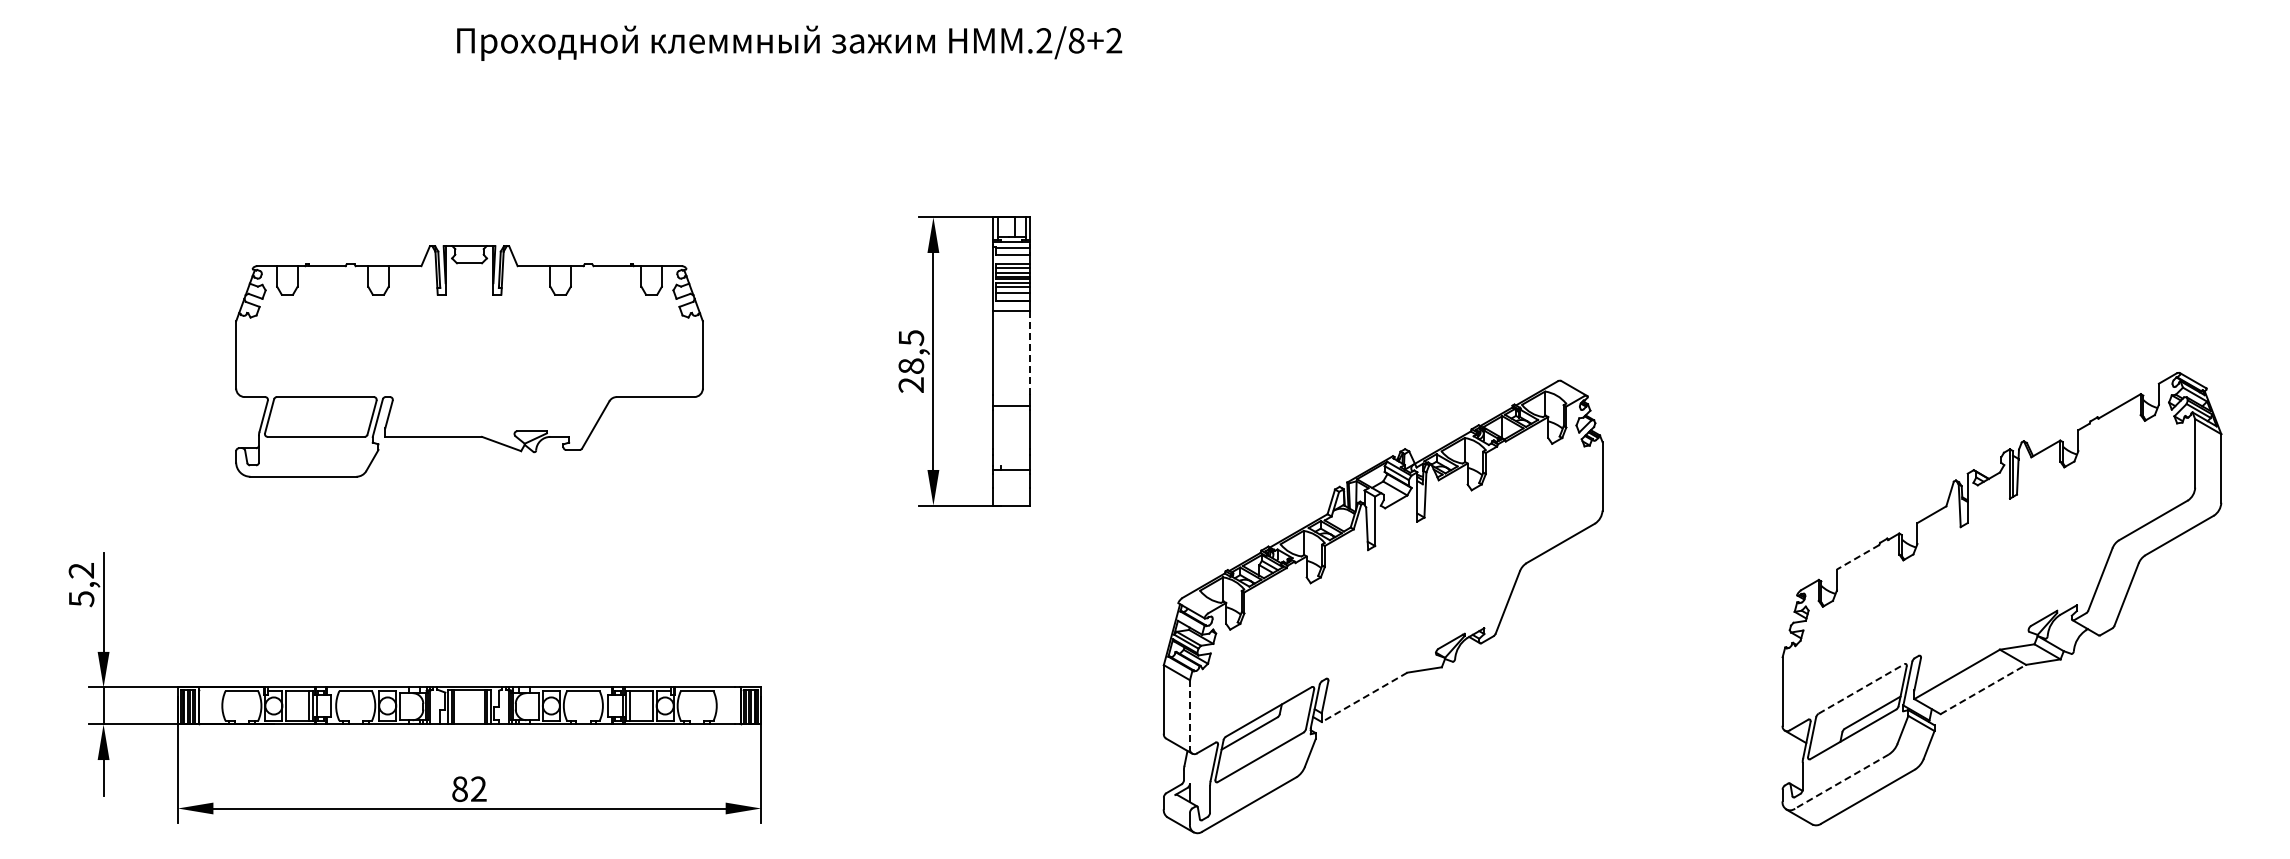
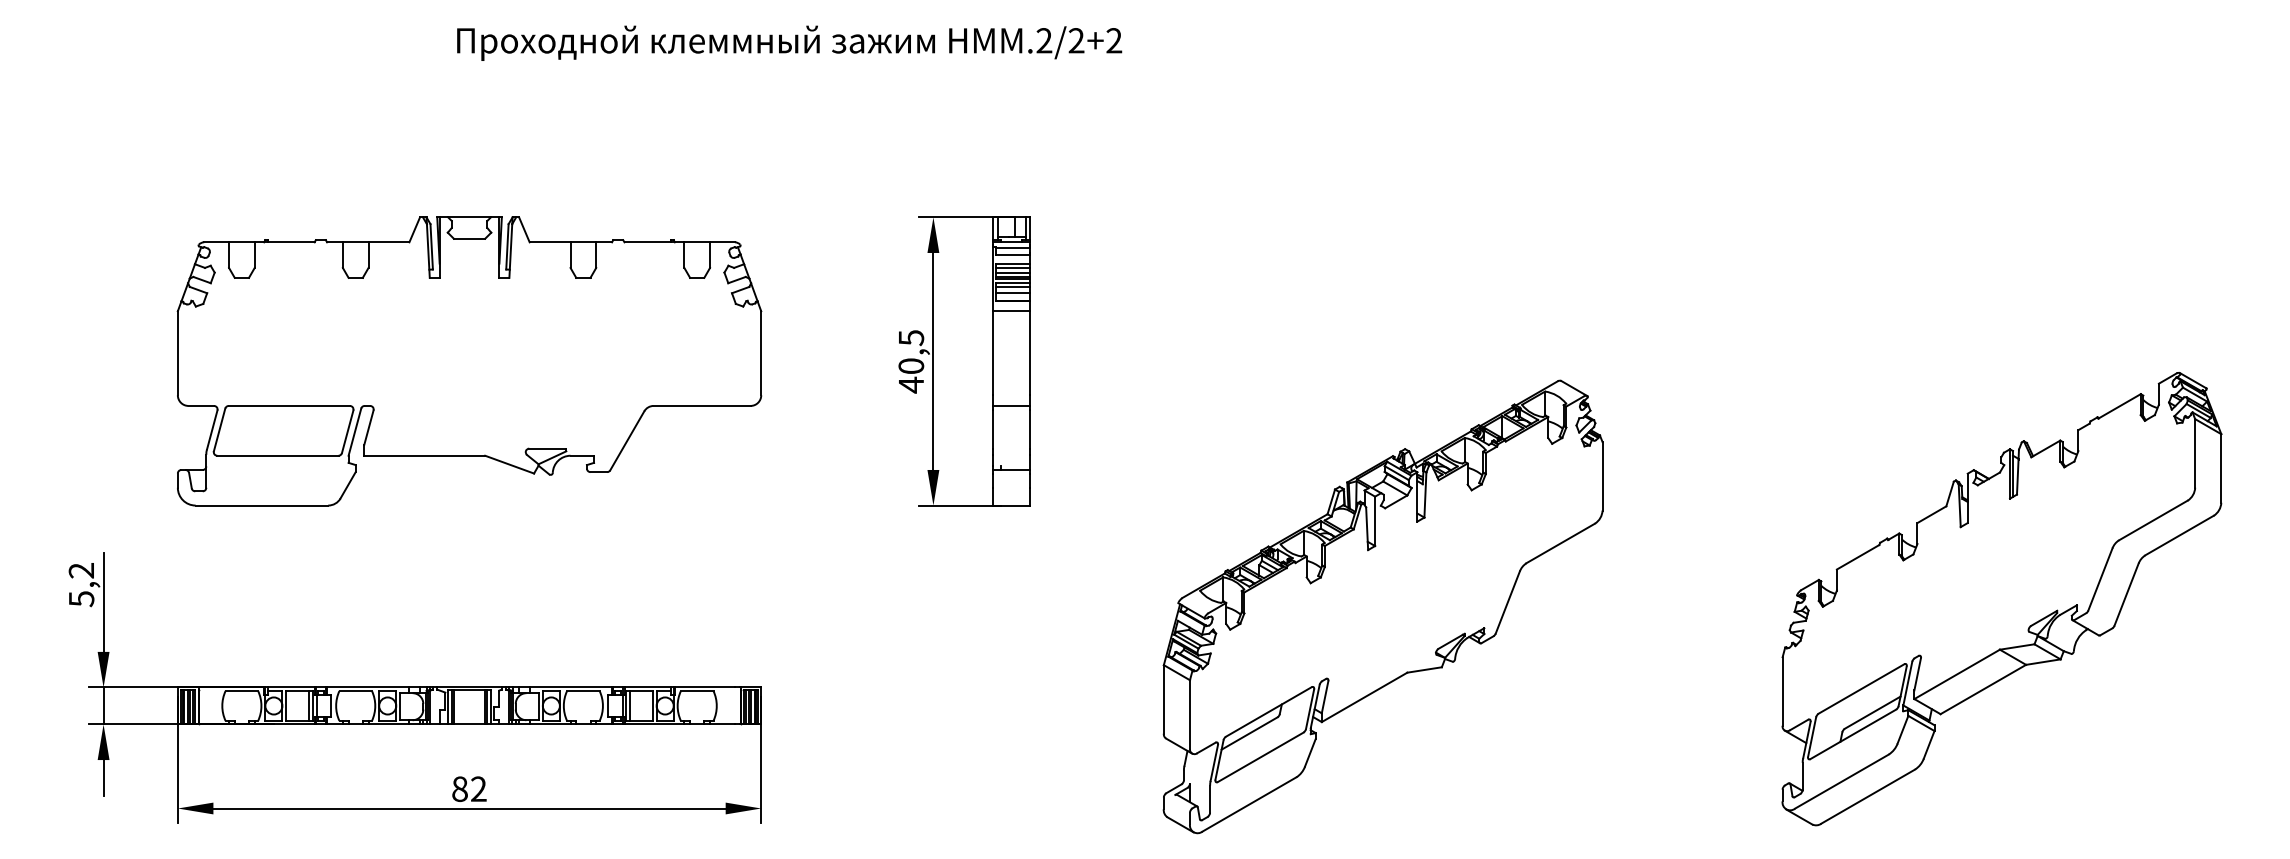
text: HMM.2/8+2 -> HMM.2/2+2 (1076, 40)
line: dashed -> solid (1029, 353)
part size: 469x233 px -> 587x291 px (469, 361)
text: 28,5 -> 40,5 (911, 375)
line: dashed -> solid (1857, 557)
line: dashed -> solid (1861, 688)
line: dashed -> solid (1983, 689)
line: dashed -> solid (1364, 697)
line: dashed -> solid (1189, 714)
line: dashed -> solid (1841, 781)
